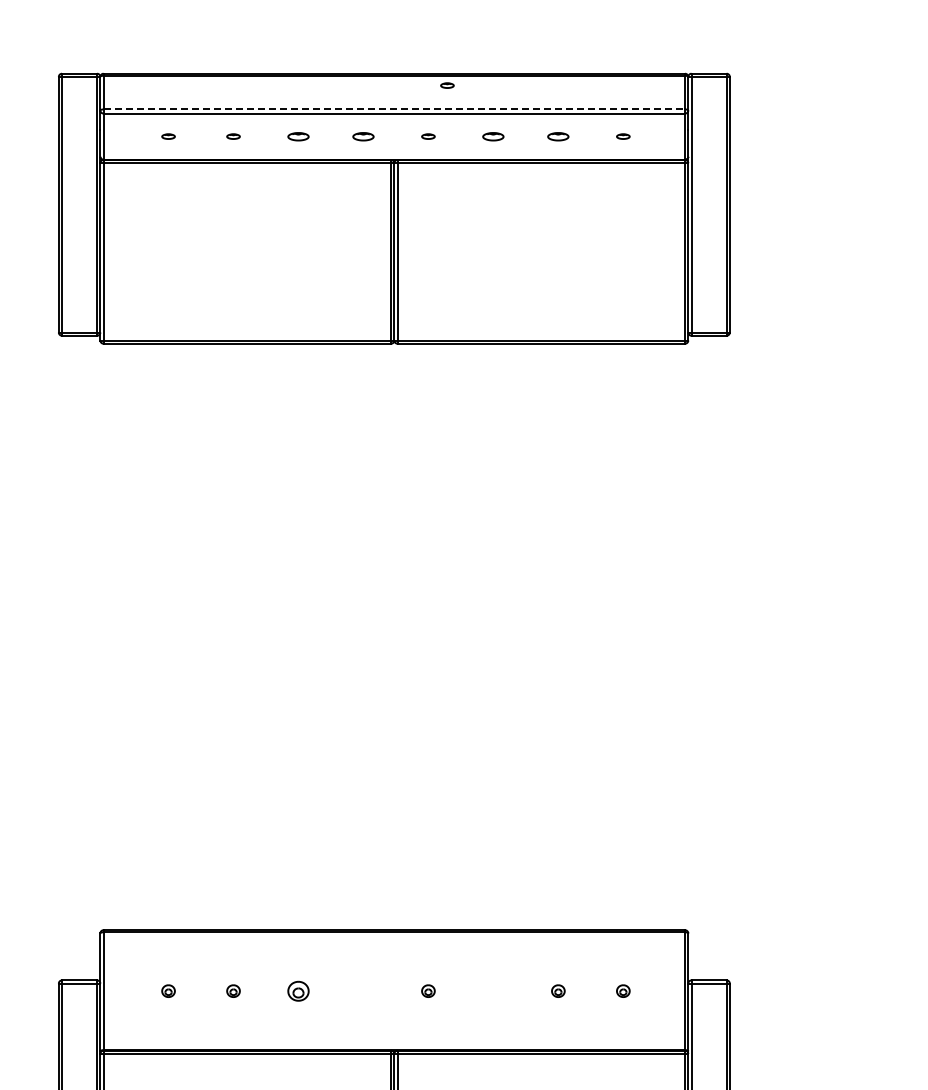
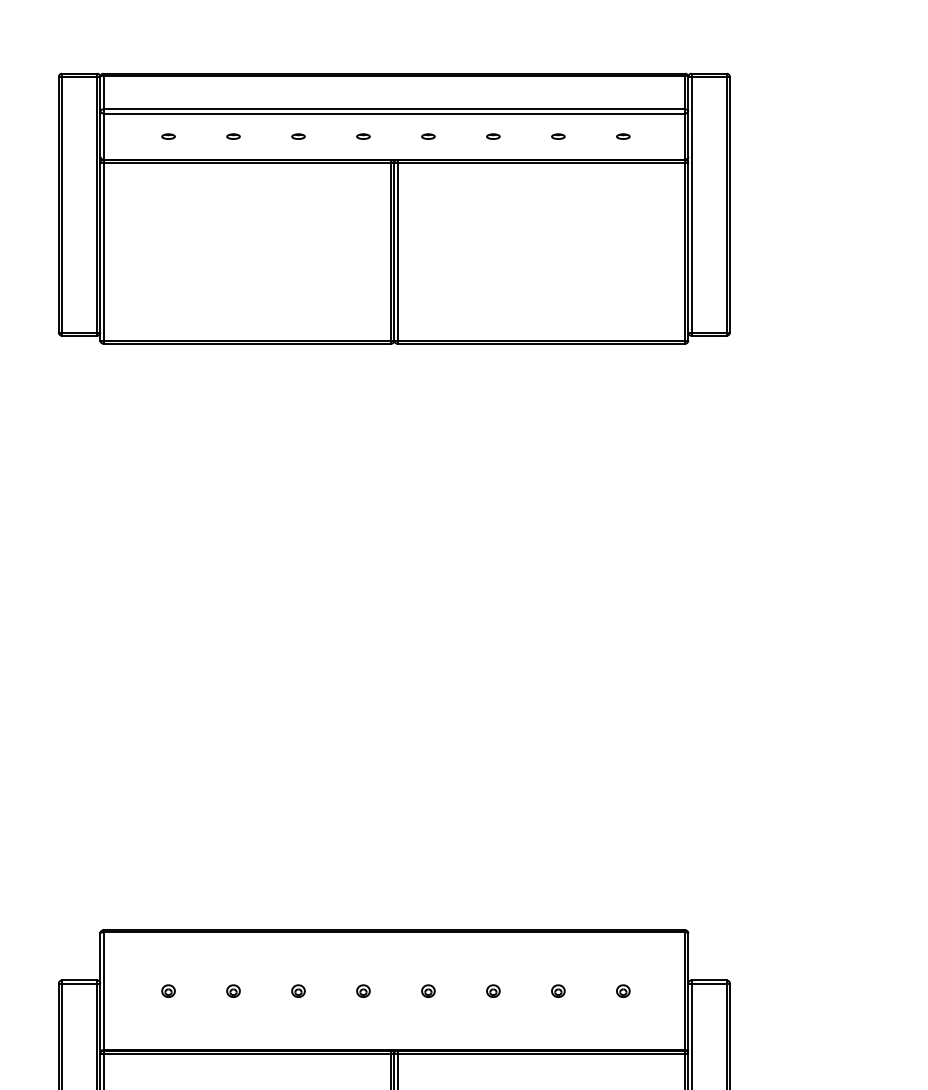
part: present -> none (447, 85)
line: dashed -> solid (394, 109)
part size: 23x10 px -> 15x7 px (298, 136)
part size: 23x10 px -> 15x7 px (363, 136)
part size: 23x10 px -> 15x7 px (493, 136)
part size: 23x10 px -> 15x7 px (558, 136)
part size: 23x22 px -> 15x14 px (298, 990)
part: none -> present (363, 990)
part: none -> present (493, 990)
